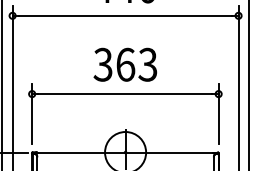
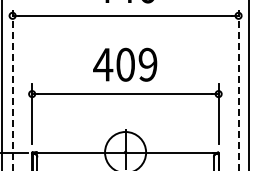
text: 363 -> 409 (125, 64)
line: solid -> dashed (12, 87)
line: solid -> dashed (238, 87)
